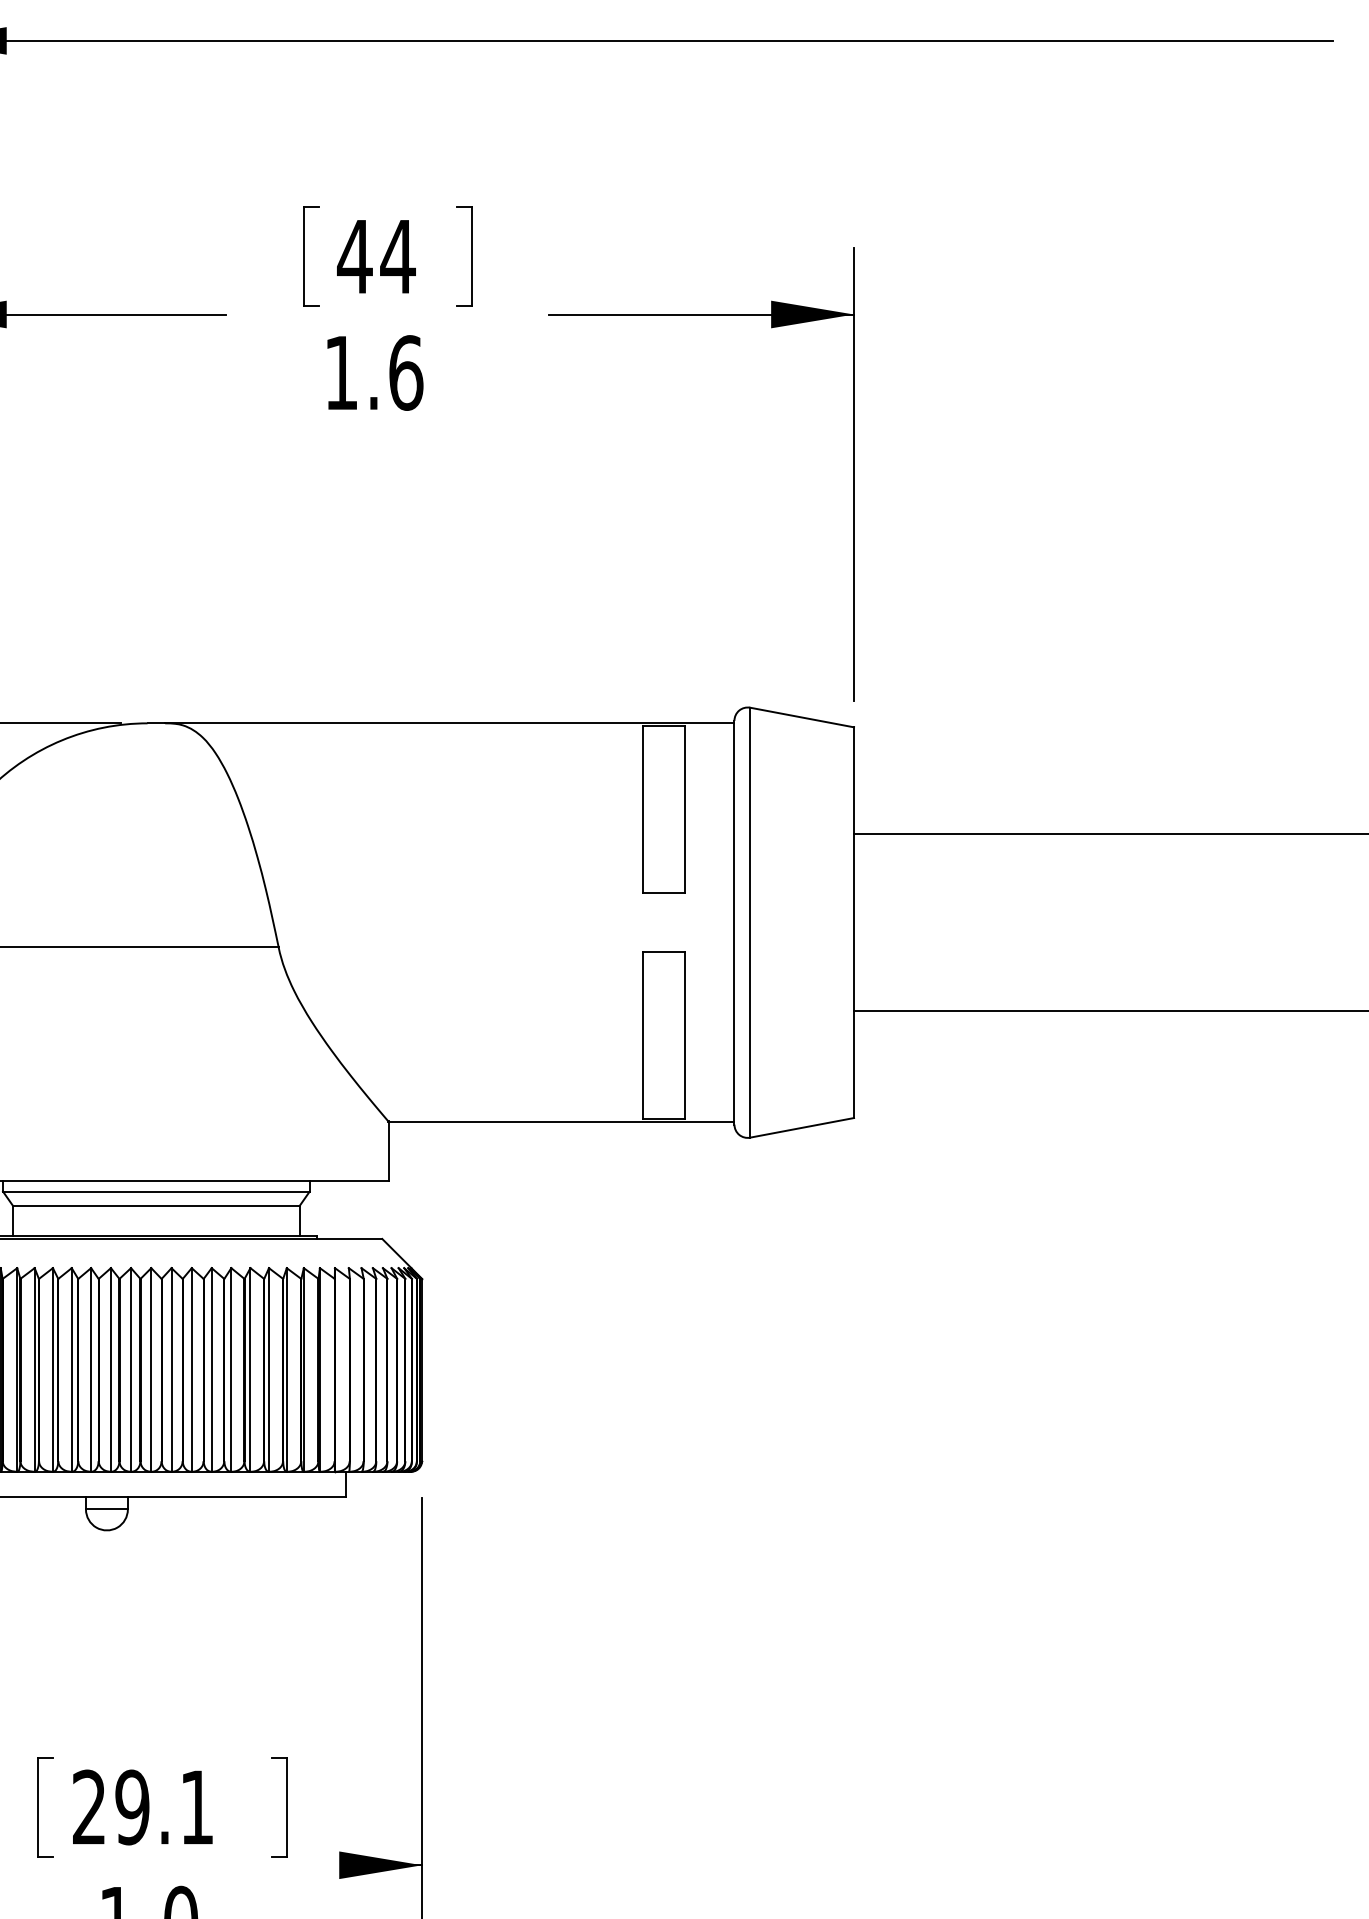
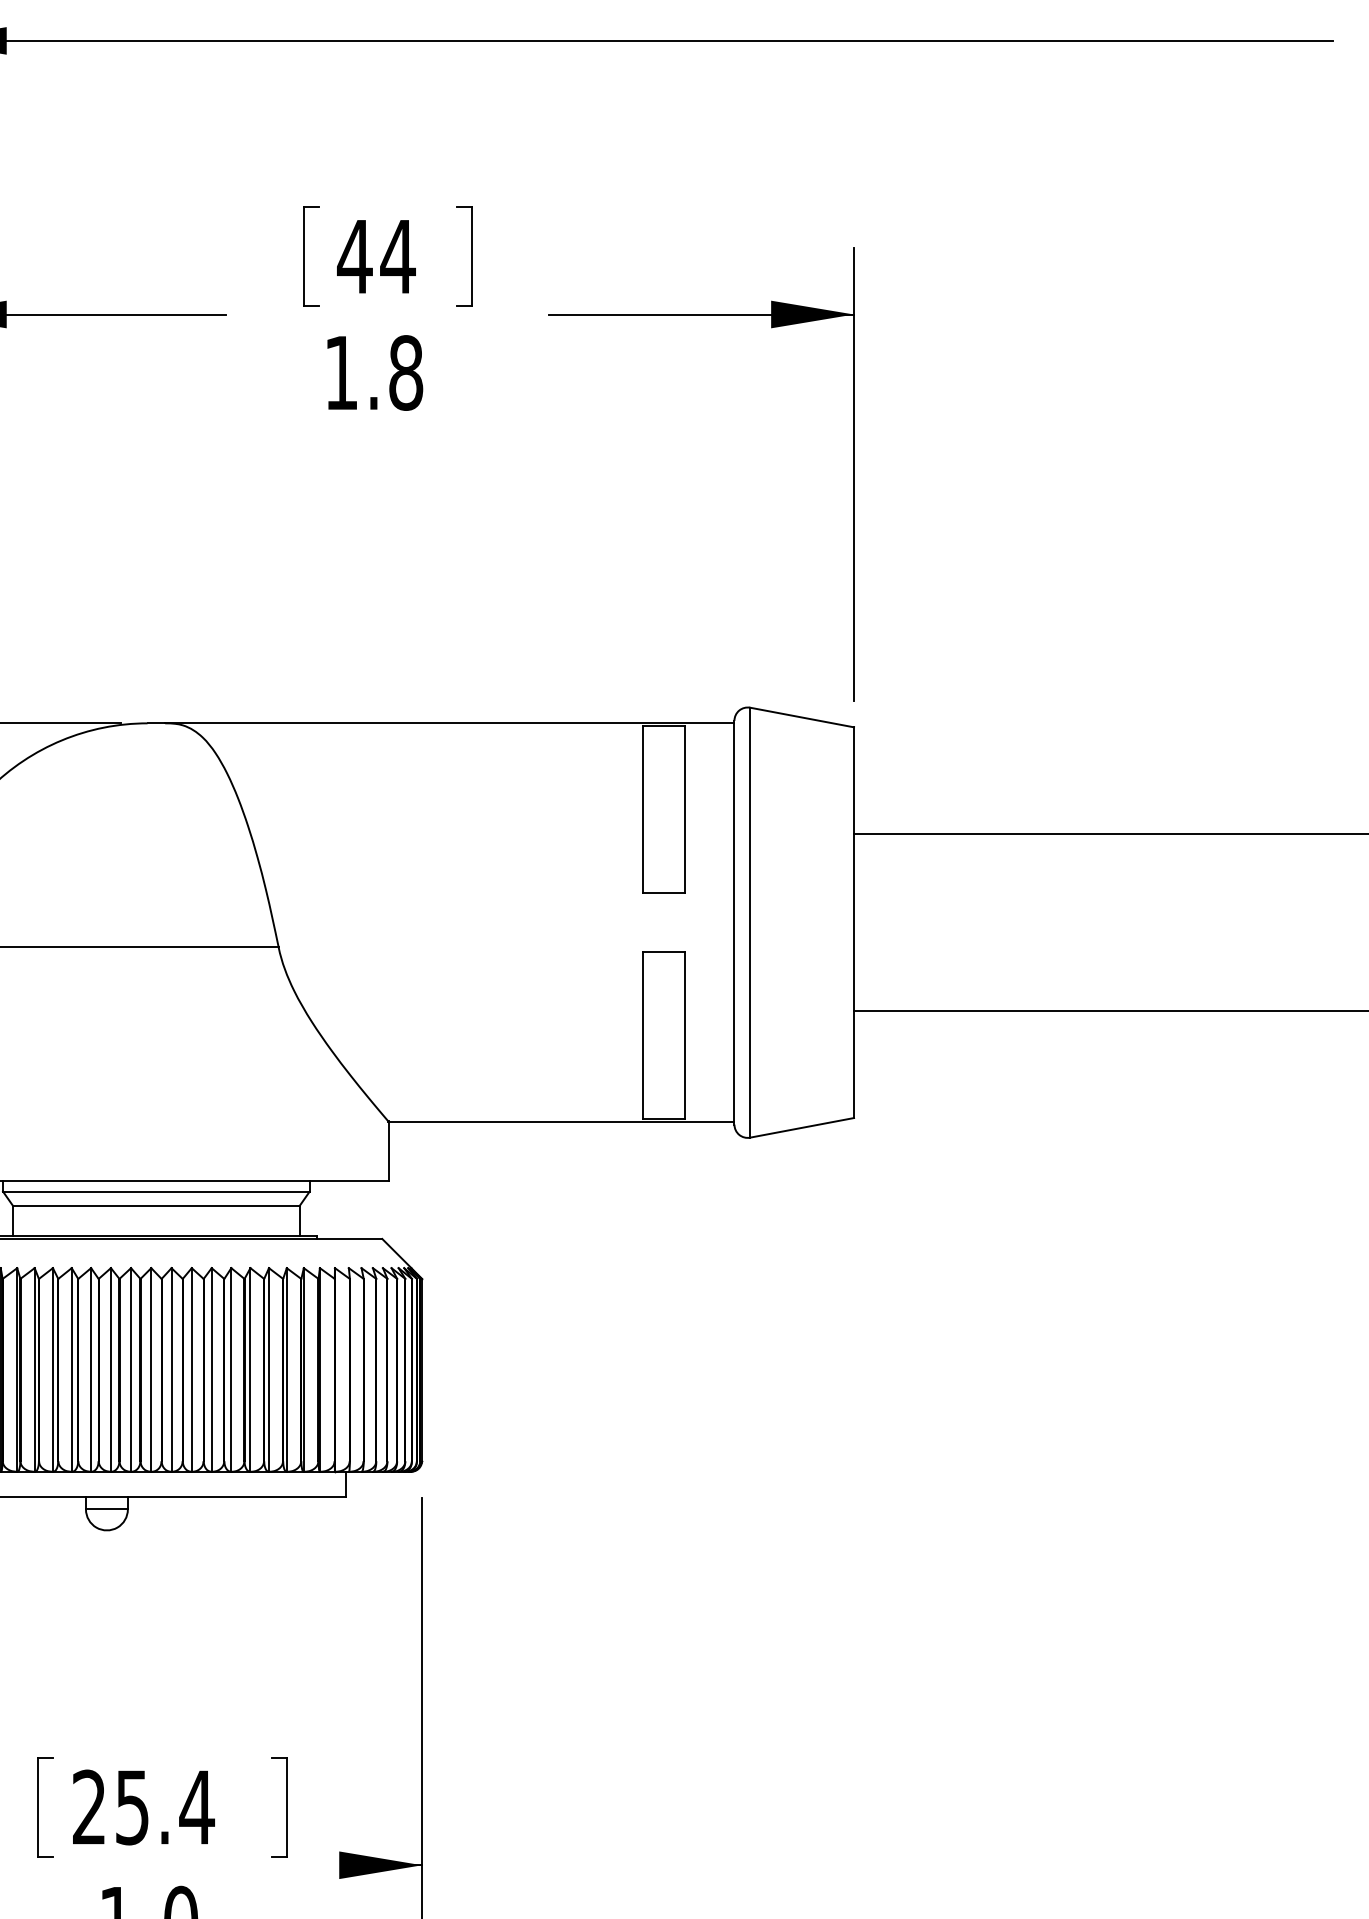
text: 1.6 -> 1.8 (406, 372)
text: 29.1 -> 25.4 (164, 1807)
